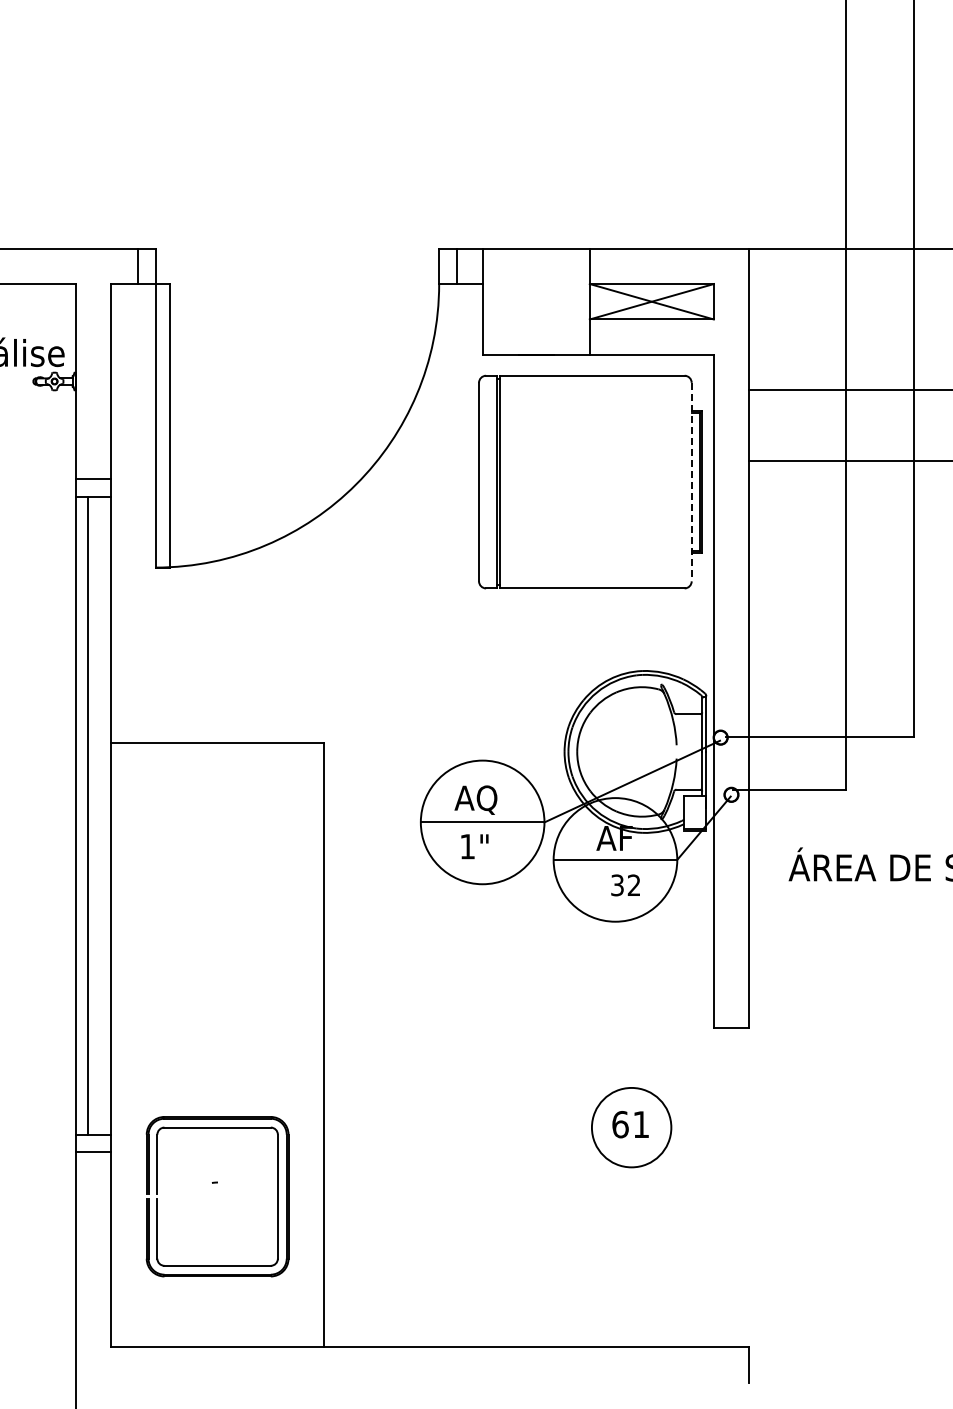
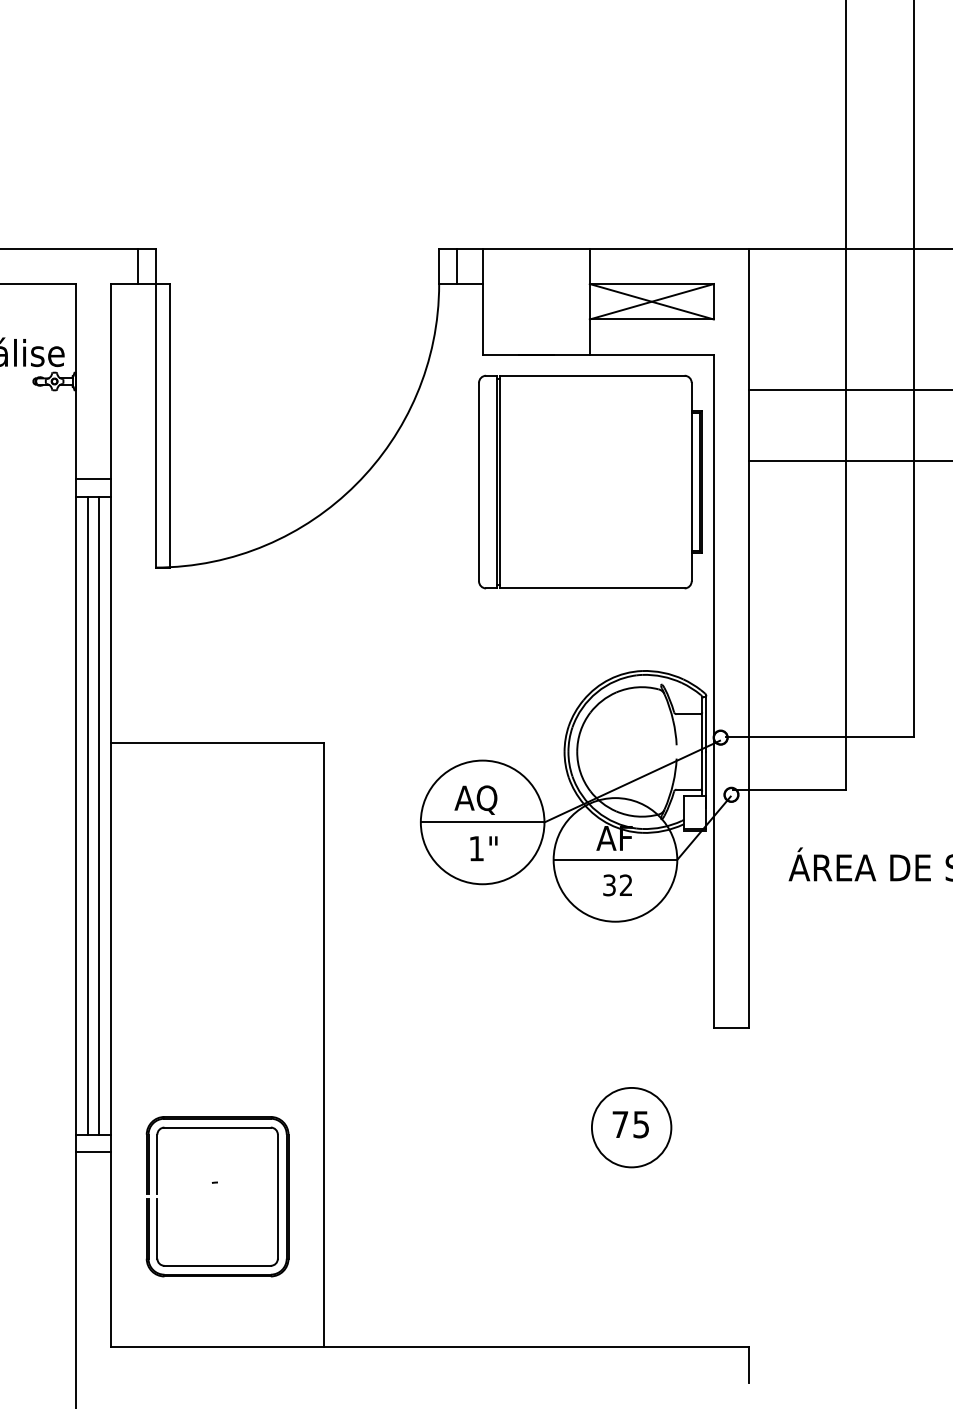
line: dashed -> solid (691, 482)
line: none -> present (98, 815)
text position: (474, 846) -> (483, 848) (483, 848)
text position: (625, 885) -> (617, 885) (617, 885)
text: 61 -> 75 (630, 1124)
